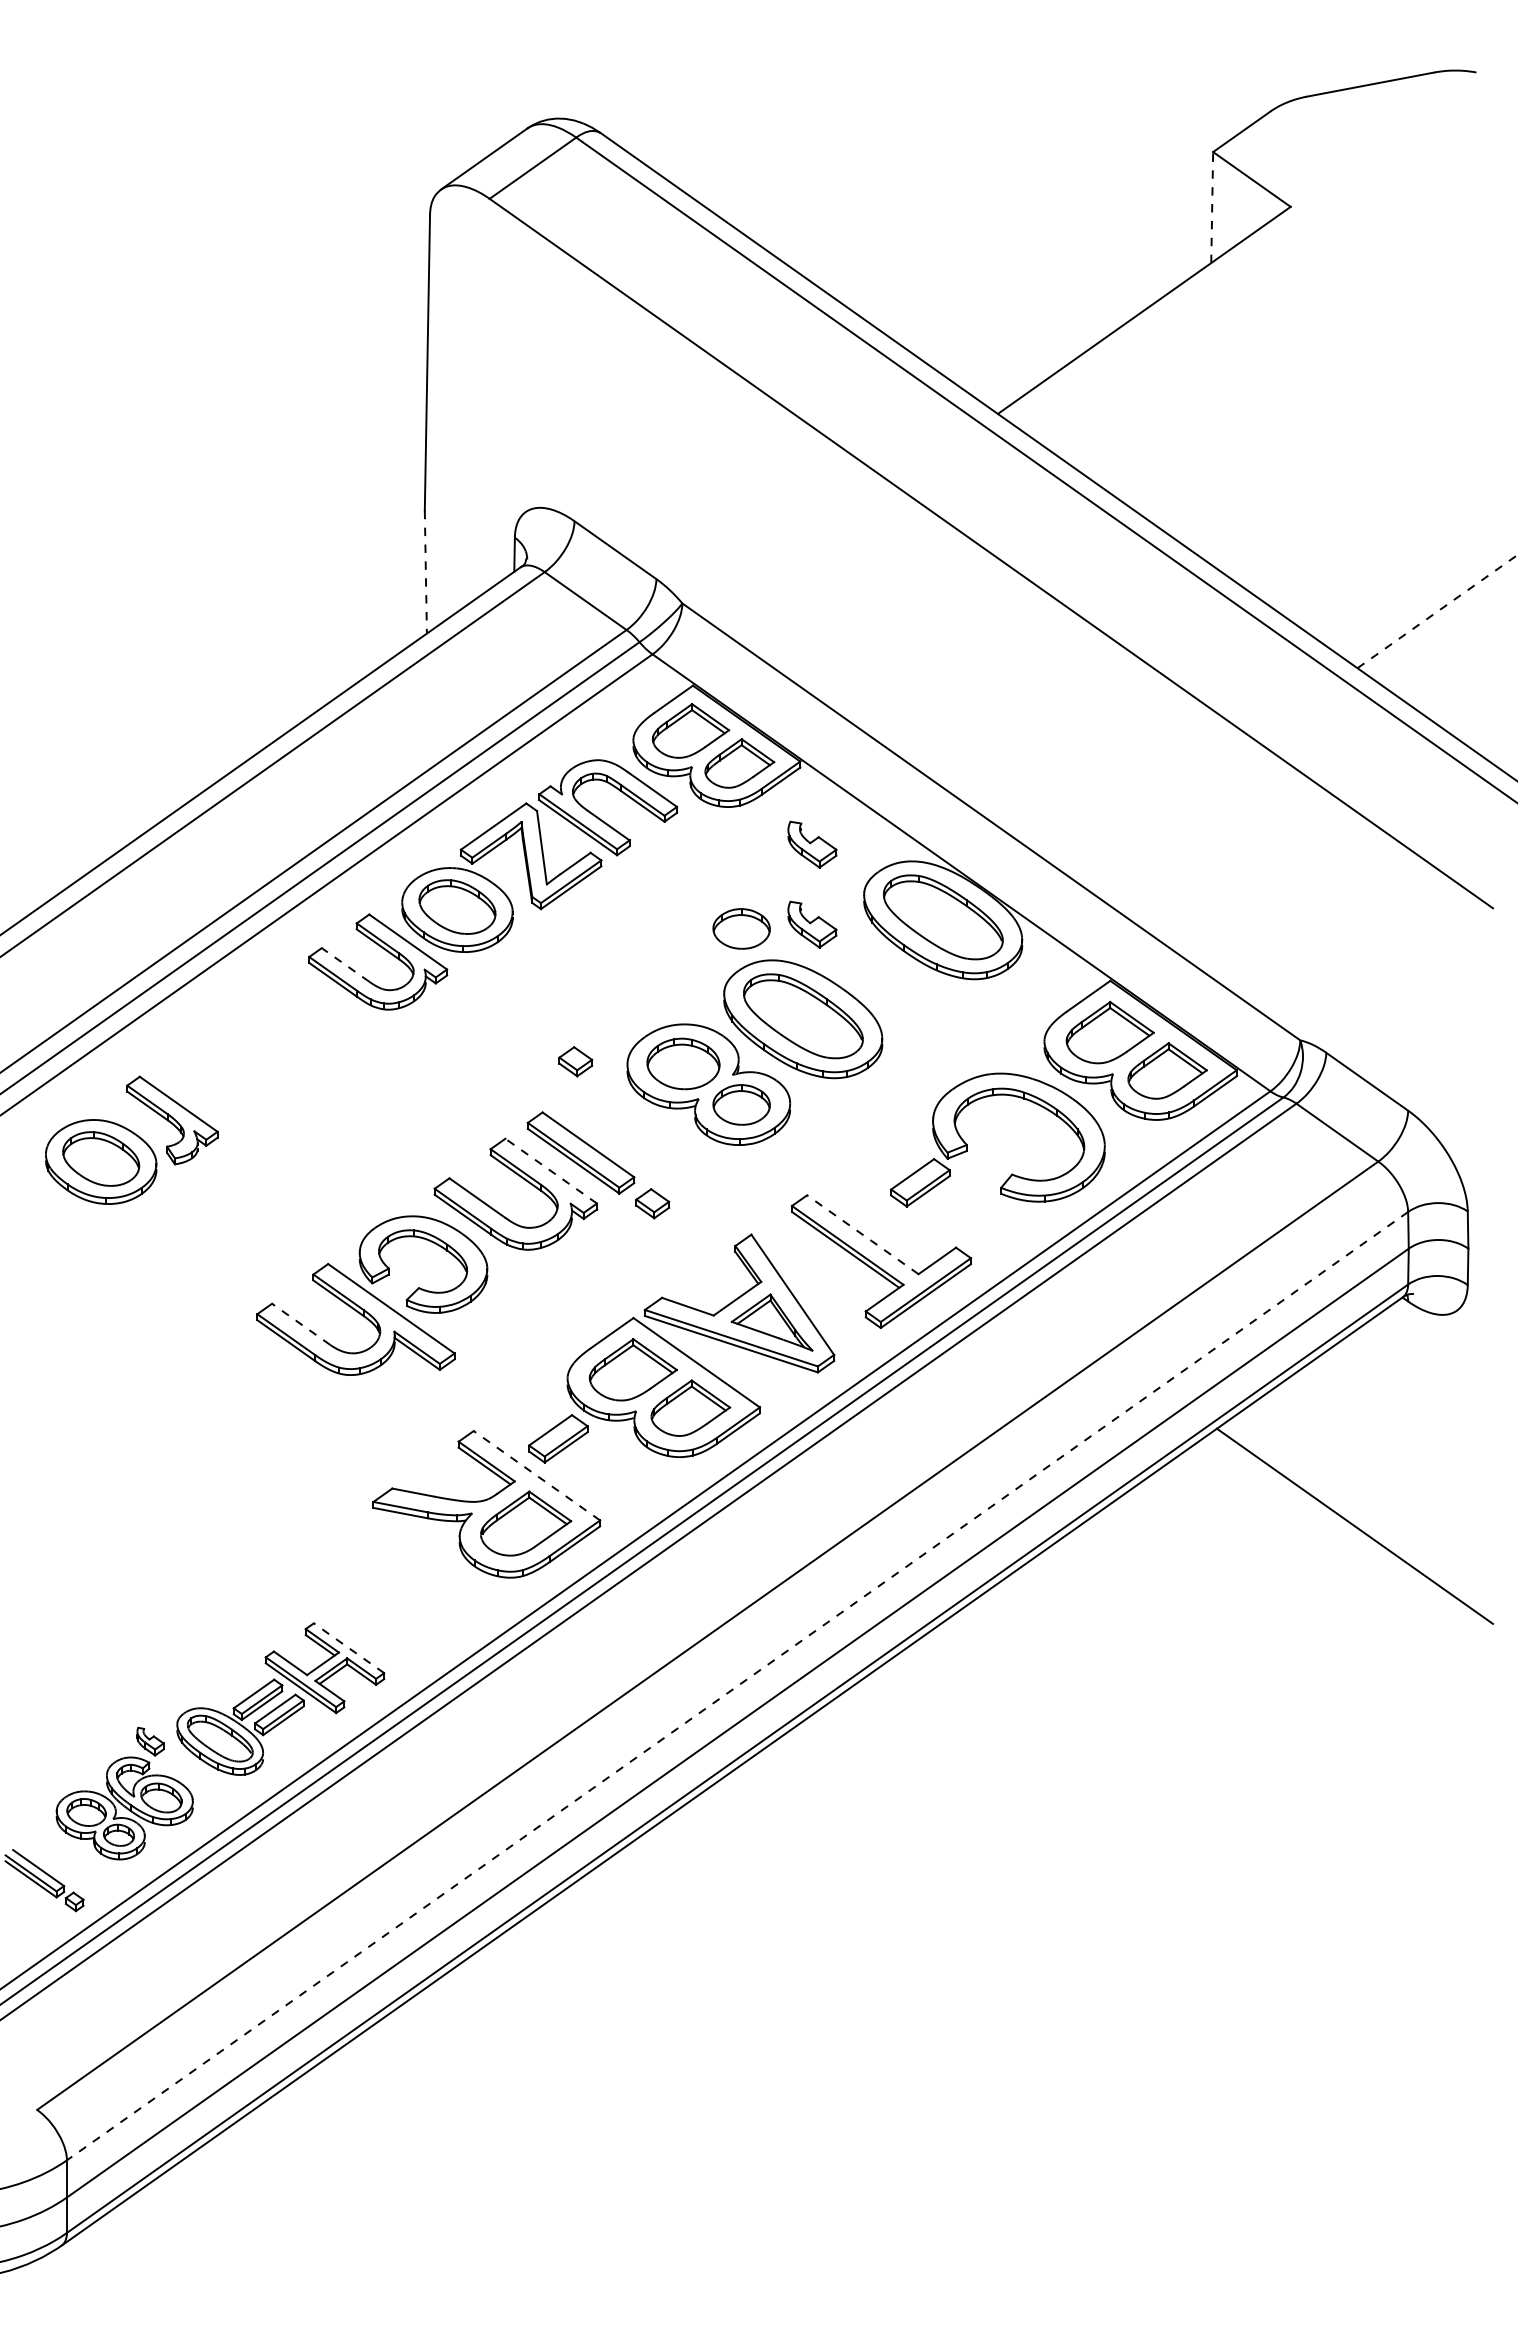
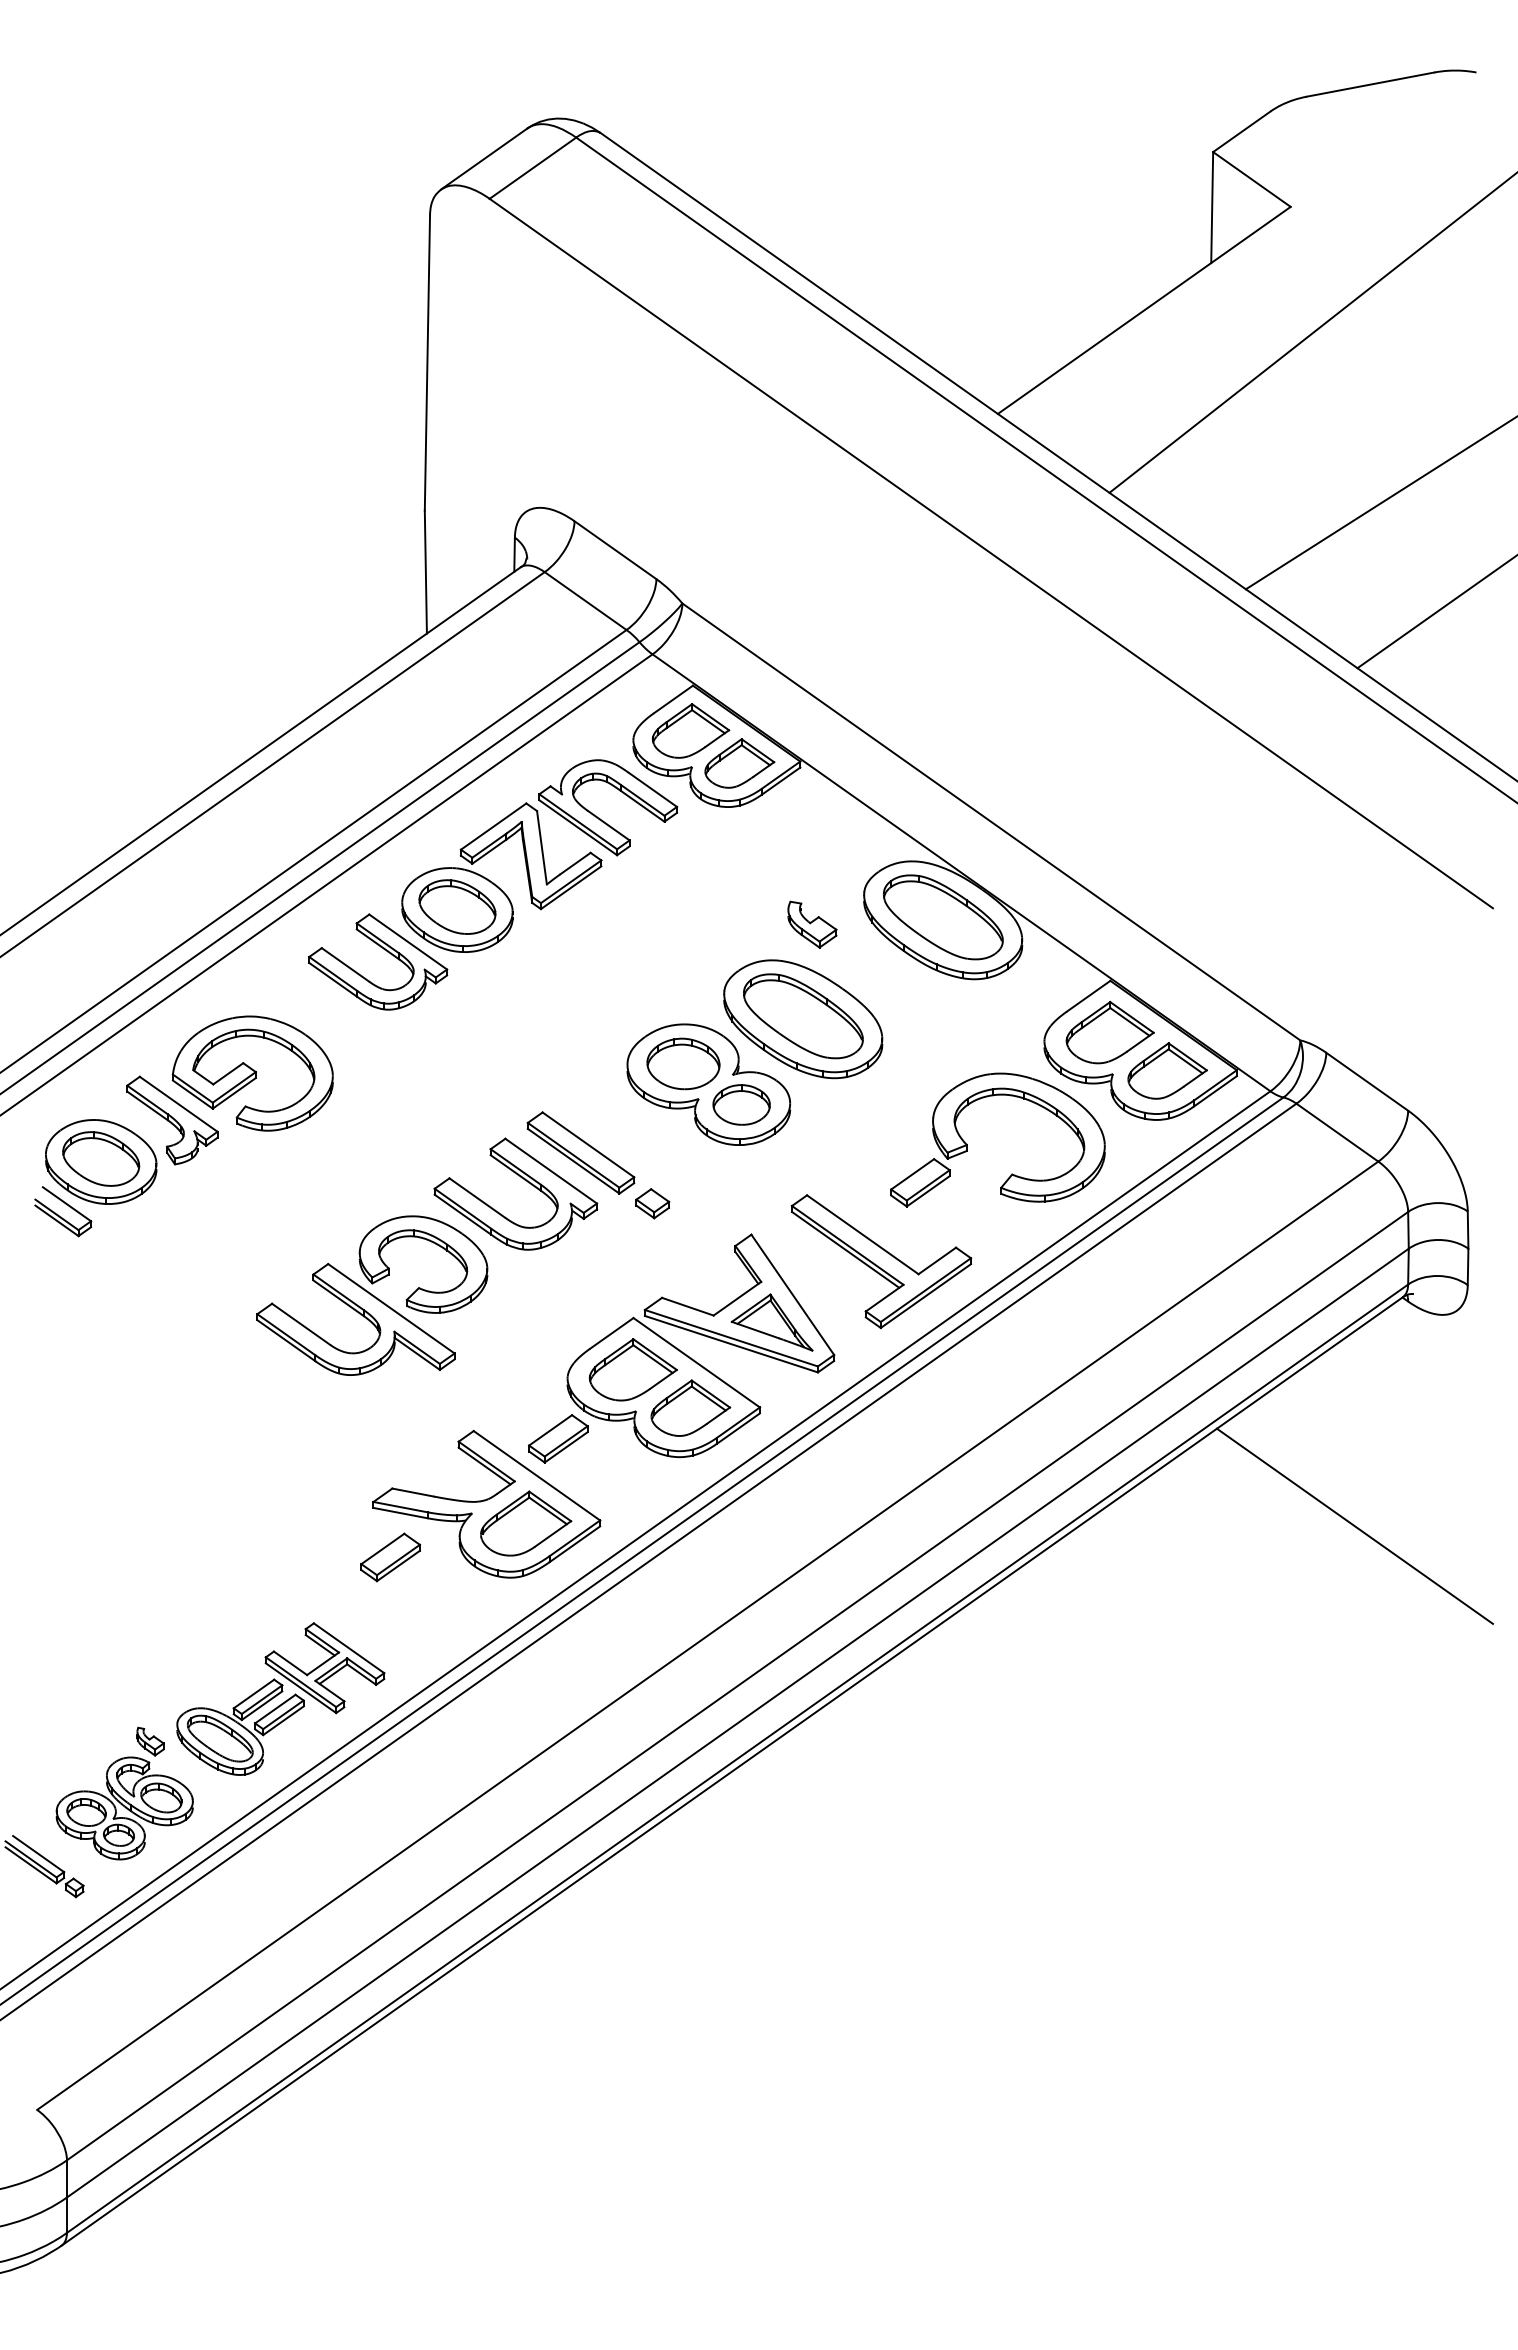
line: dashed -> solid (1212, 207)
line: none -> present (1311, 333)
line: none -> present (1379, 503)
line: dashed -> solid (425, 572)
line: dashed -> solid (1437, 611)
part: present -> none (812, 844)
part: present -> none (741, 928)
line: dashed -> solid (345, 964)
part: present -> none (575, 1061)
part: none -> present (252, 1073)
line: dashed -> solid (550, 1170)
part: none -> present (63, 1211)
line: dashed -> solid (862, 1234)
line: dashed -> solid (301, 1324)
line: dashed -> solid (536, 1475)
part: none -> present (390, 1557)
line: dashed -> solid (348, 1647)
line: dashed -> solid (737, 1686)
part position: (44, 1880) -> (44, 1866) (44, 1866)
